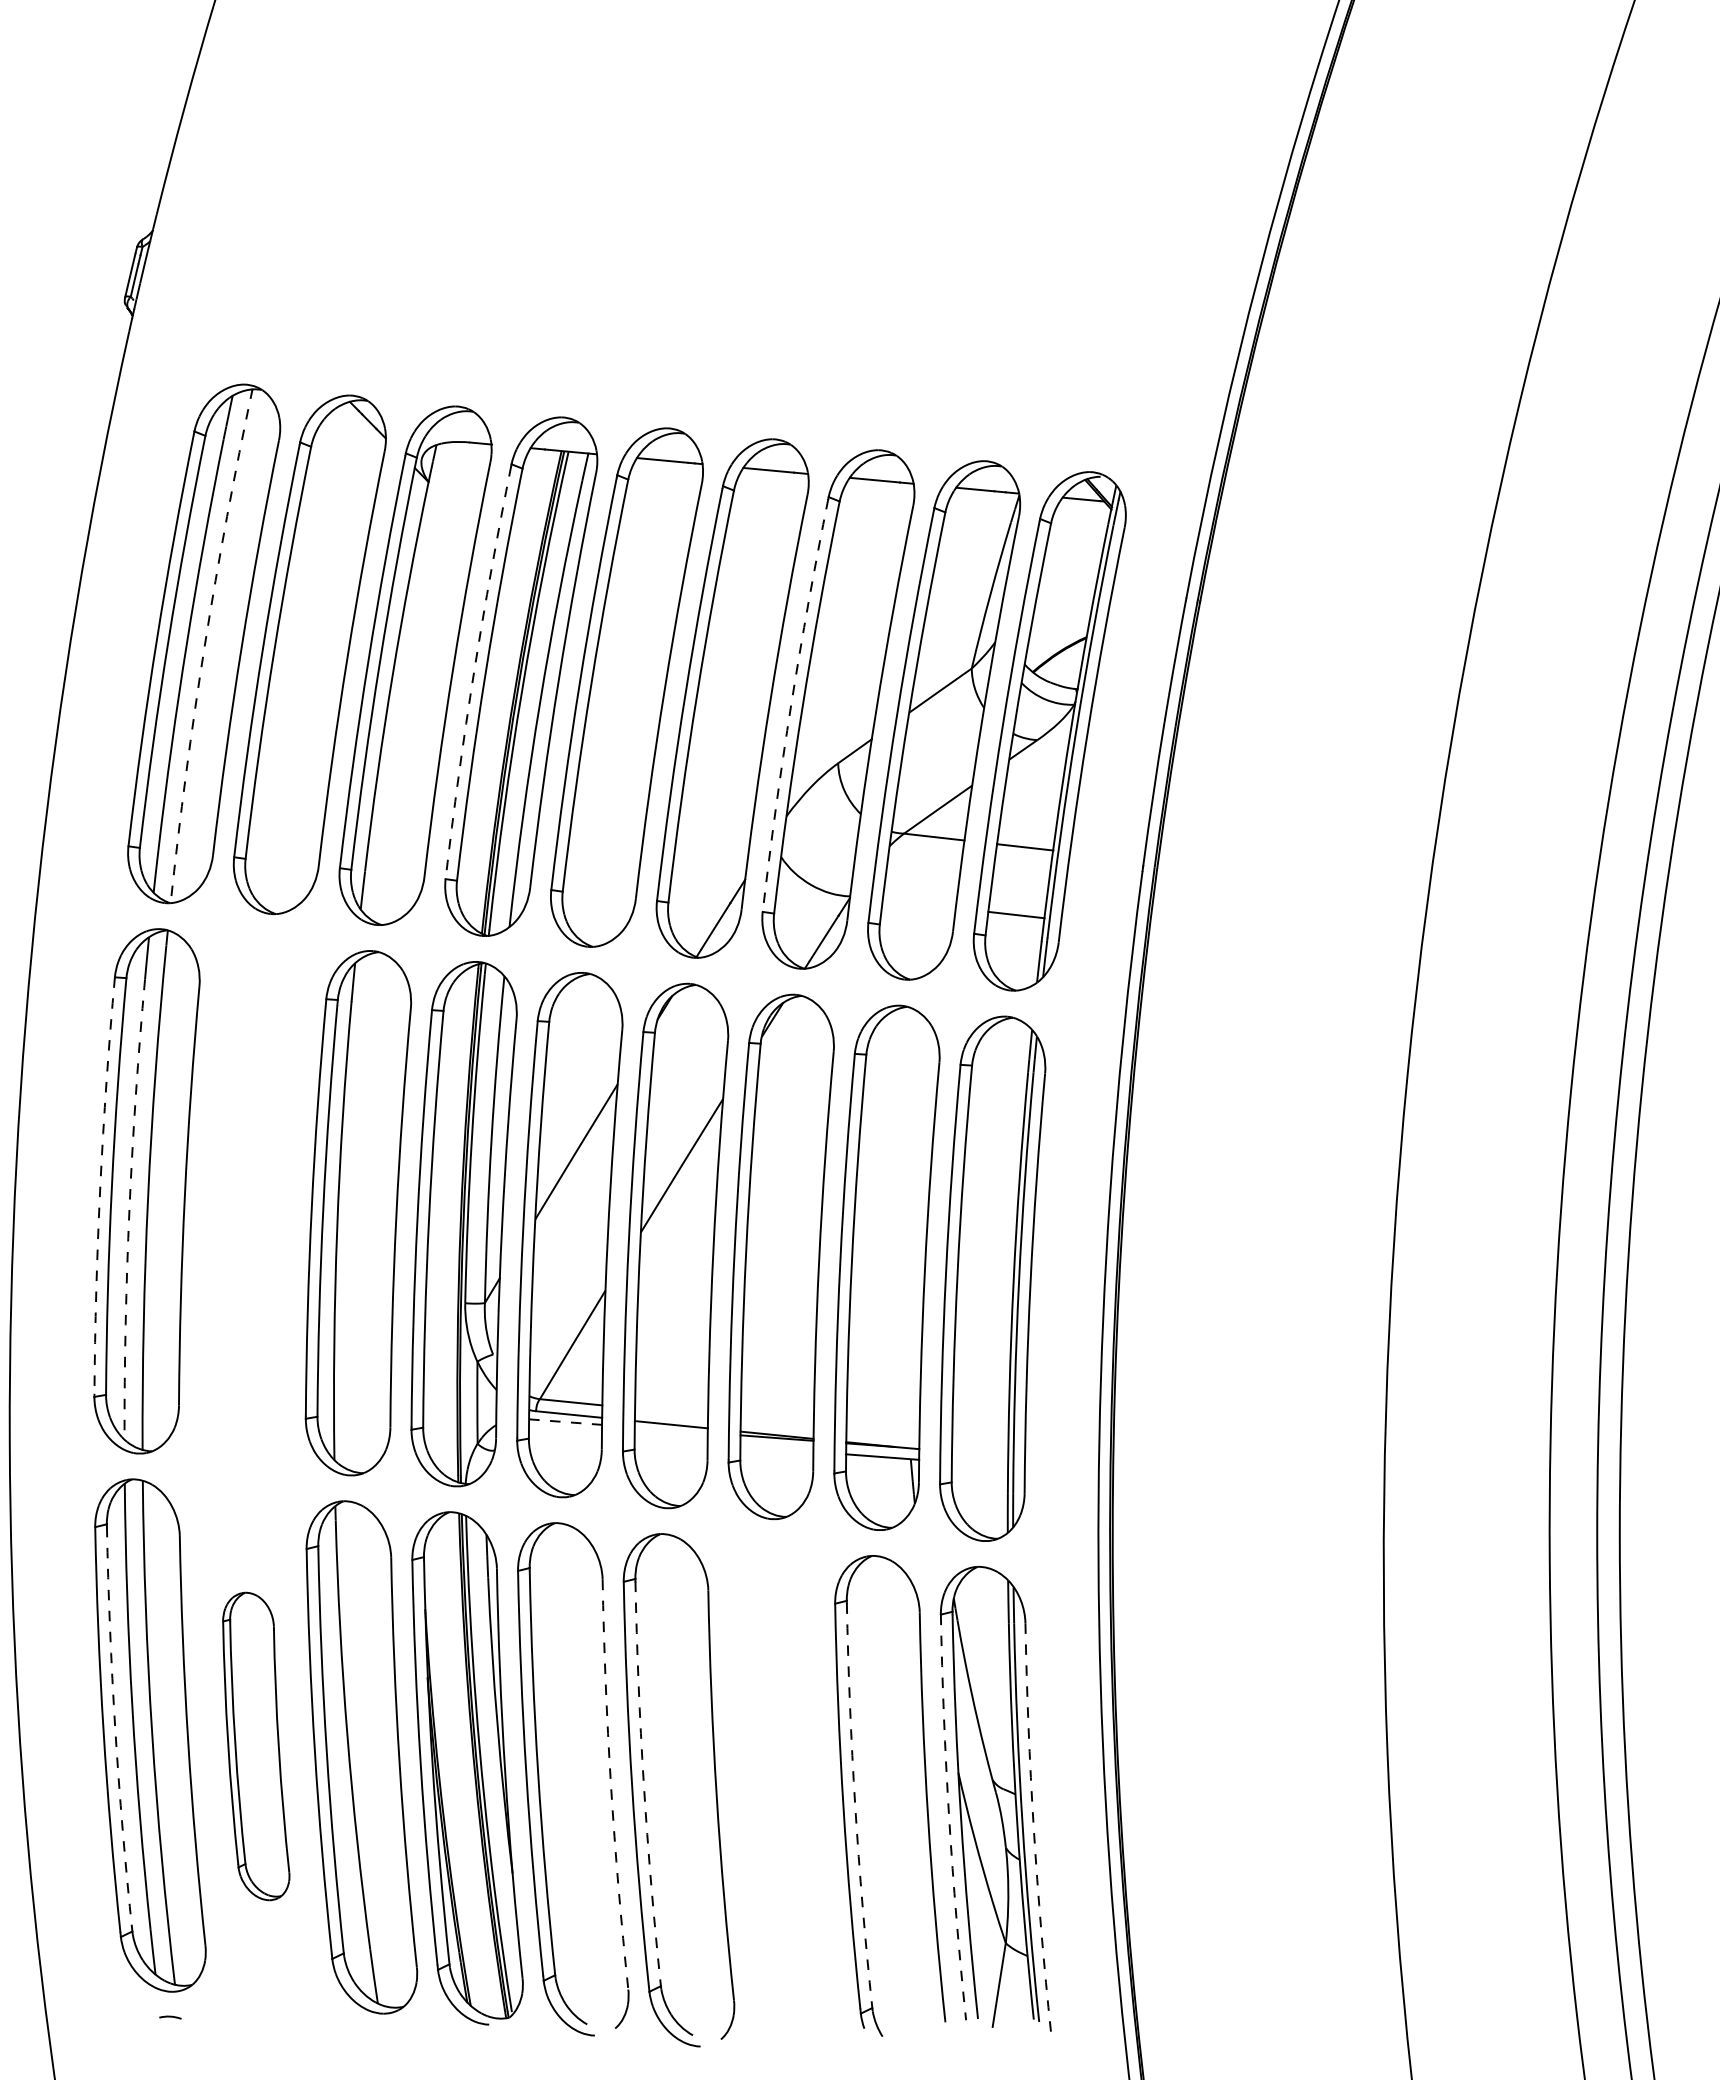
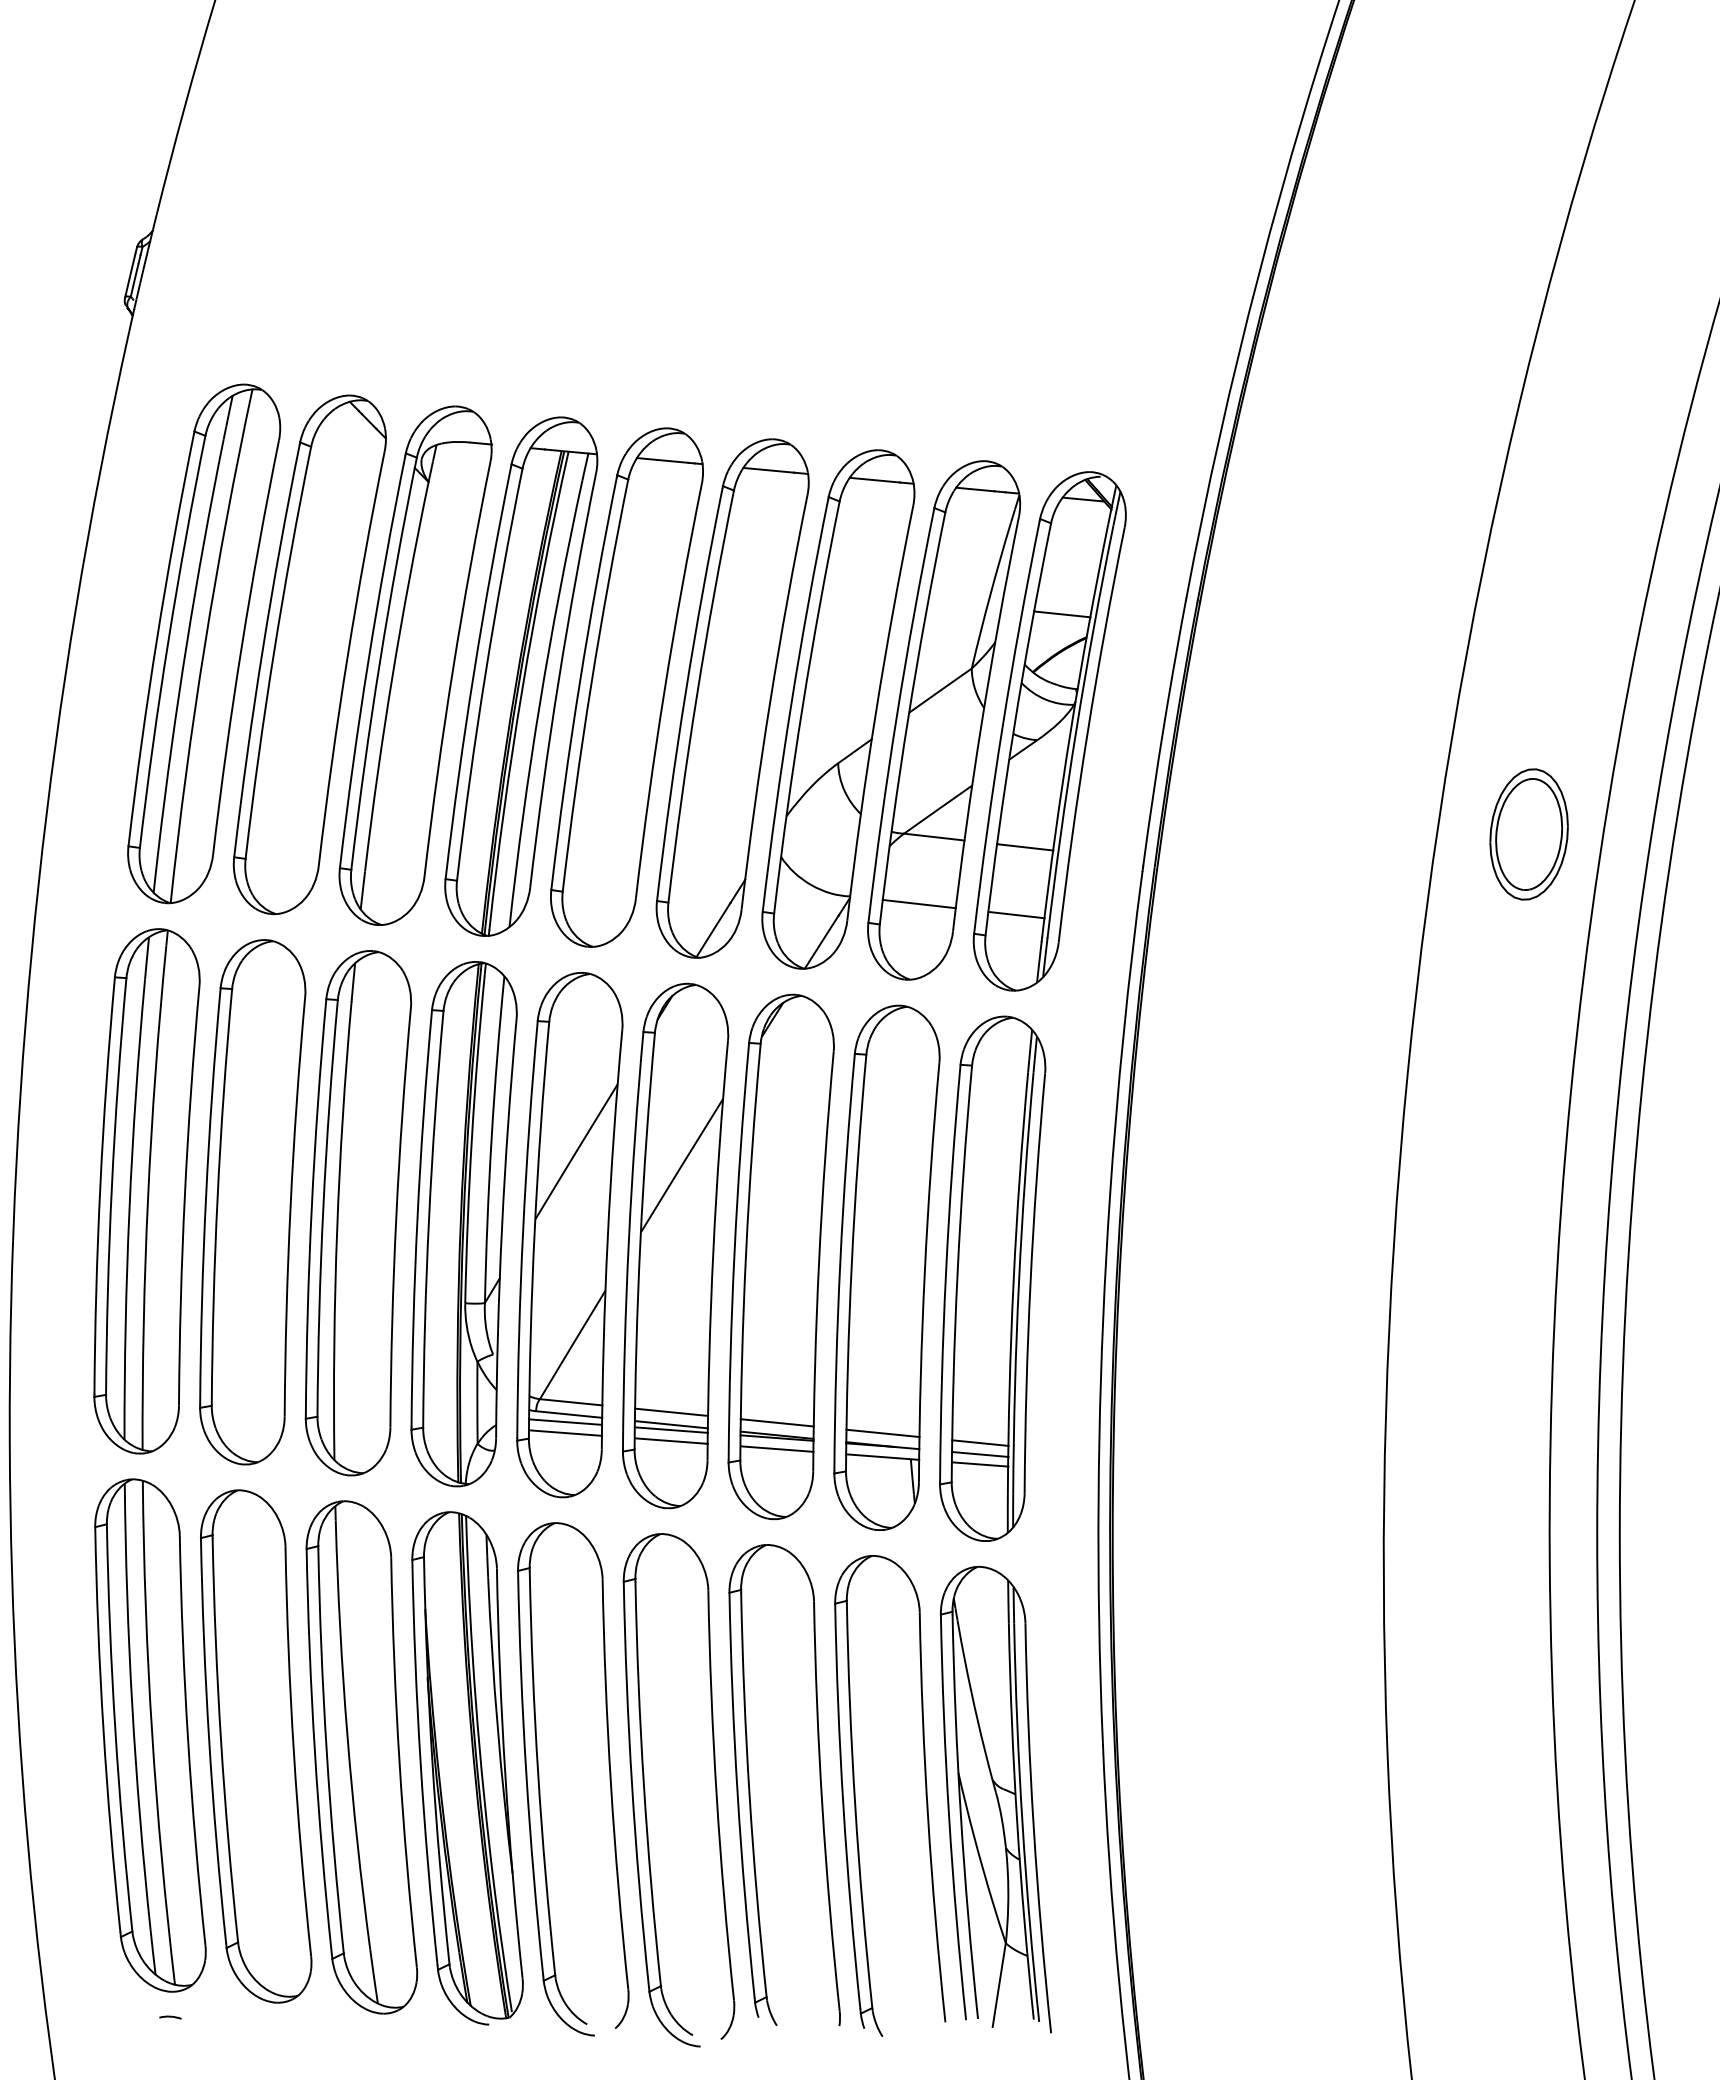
line: none -> present (1062, 614)
arc: dashed -> solid (204, 645)
arc: dashed -> solid (474, 671)
arc: dashed -> solid (791, 704)
part: none -> present (1528, 834)
line: none -> present (918, 903)
arc: dashed -> solid (100, 1185)
part: none -> present (252, 1202)
arc: dashed -> solid (129, 1209)
line: none -> present (671, 1411)
line: dashed -> solid (565, 1422)
line: none -> present (776, 1422)
line: none -> present (670, 1429)
line: none -> present (565, 1432)
line: none -> present (882, 1433)
line: none -> present (671, 1440)
line: none -> present (980, 1442)
line: none -> present (777, 1448)
line: none -> present (980, 1454)
line: none -> present (979, 1464)
arc: dashed -> solid (115, 1729)
part size: 69x311 px -> 113x515 px (256, 1746)
arc: dashed -> solid (610, 1784)
arc: dashed -> solid (643, 1784)
part: none -> present (750, 1788)
arc: dashed -> solid (855, 1806)
arc: dashed -> solid (949, 1817)
arc: dashed -> solid (1033, 1828)
